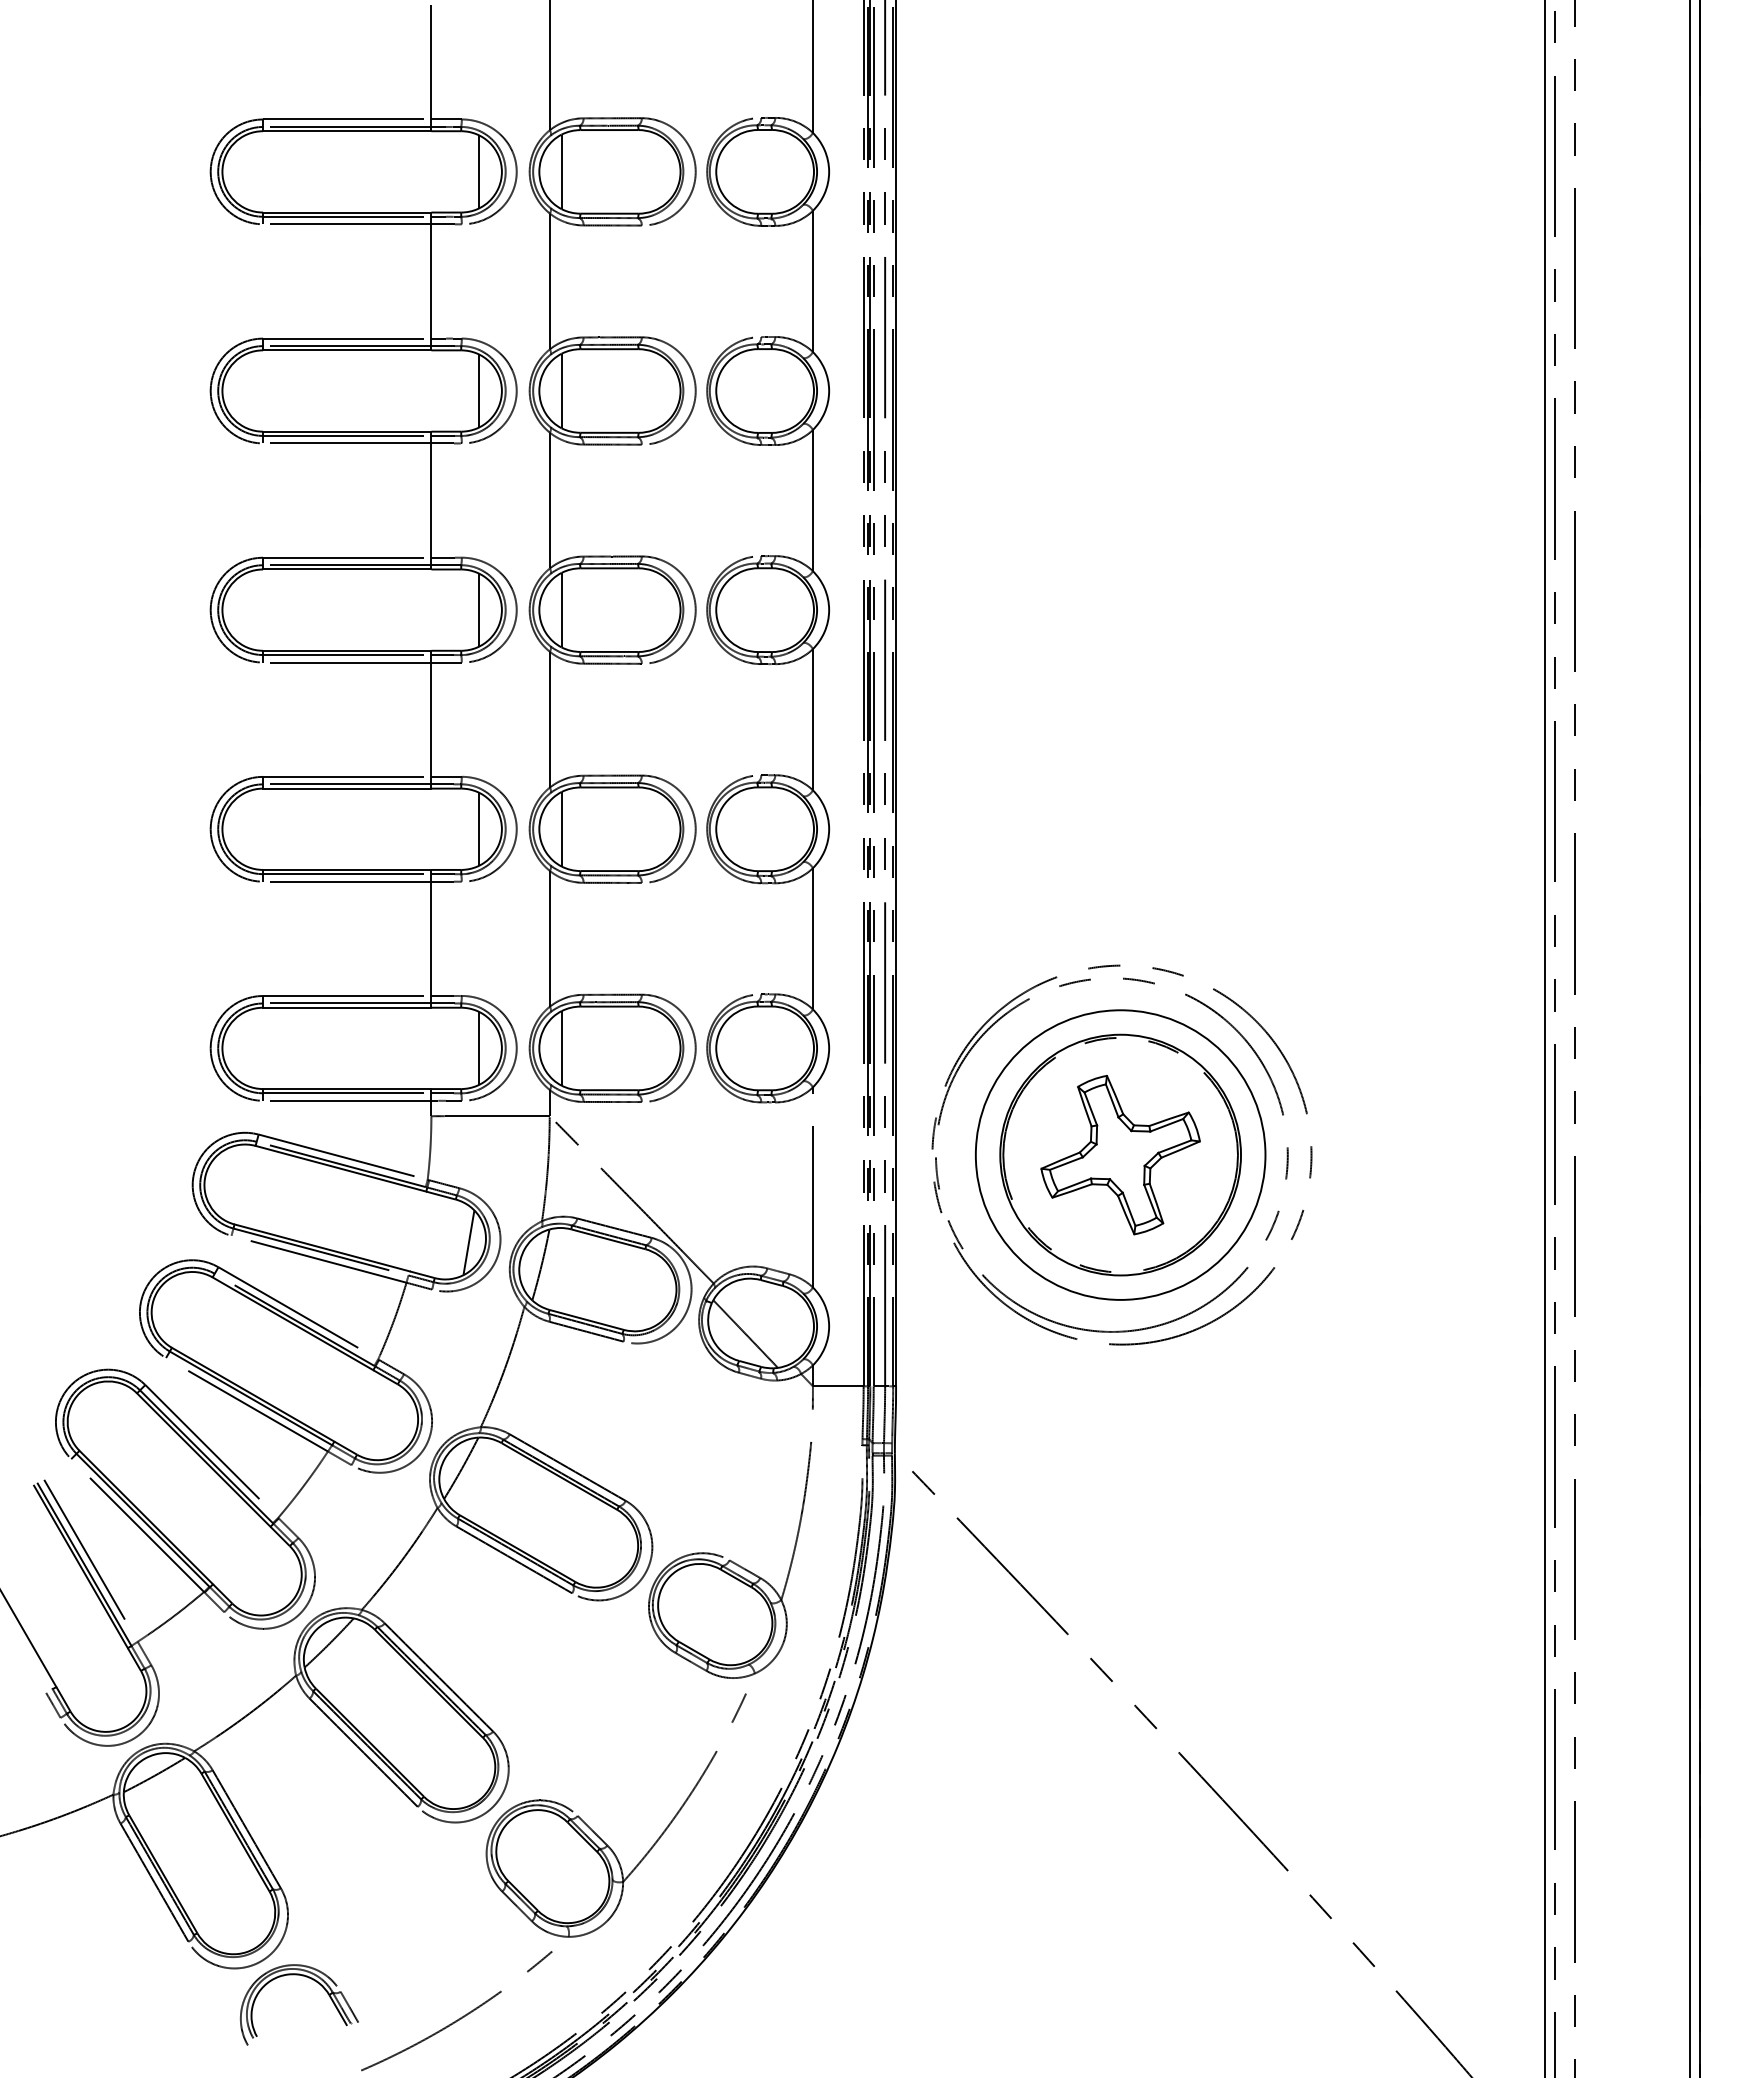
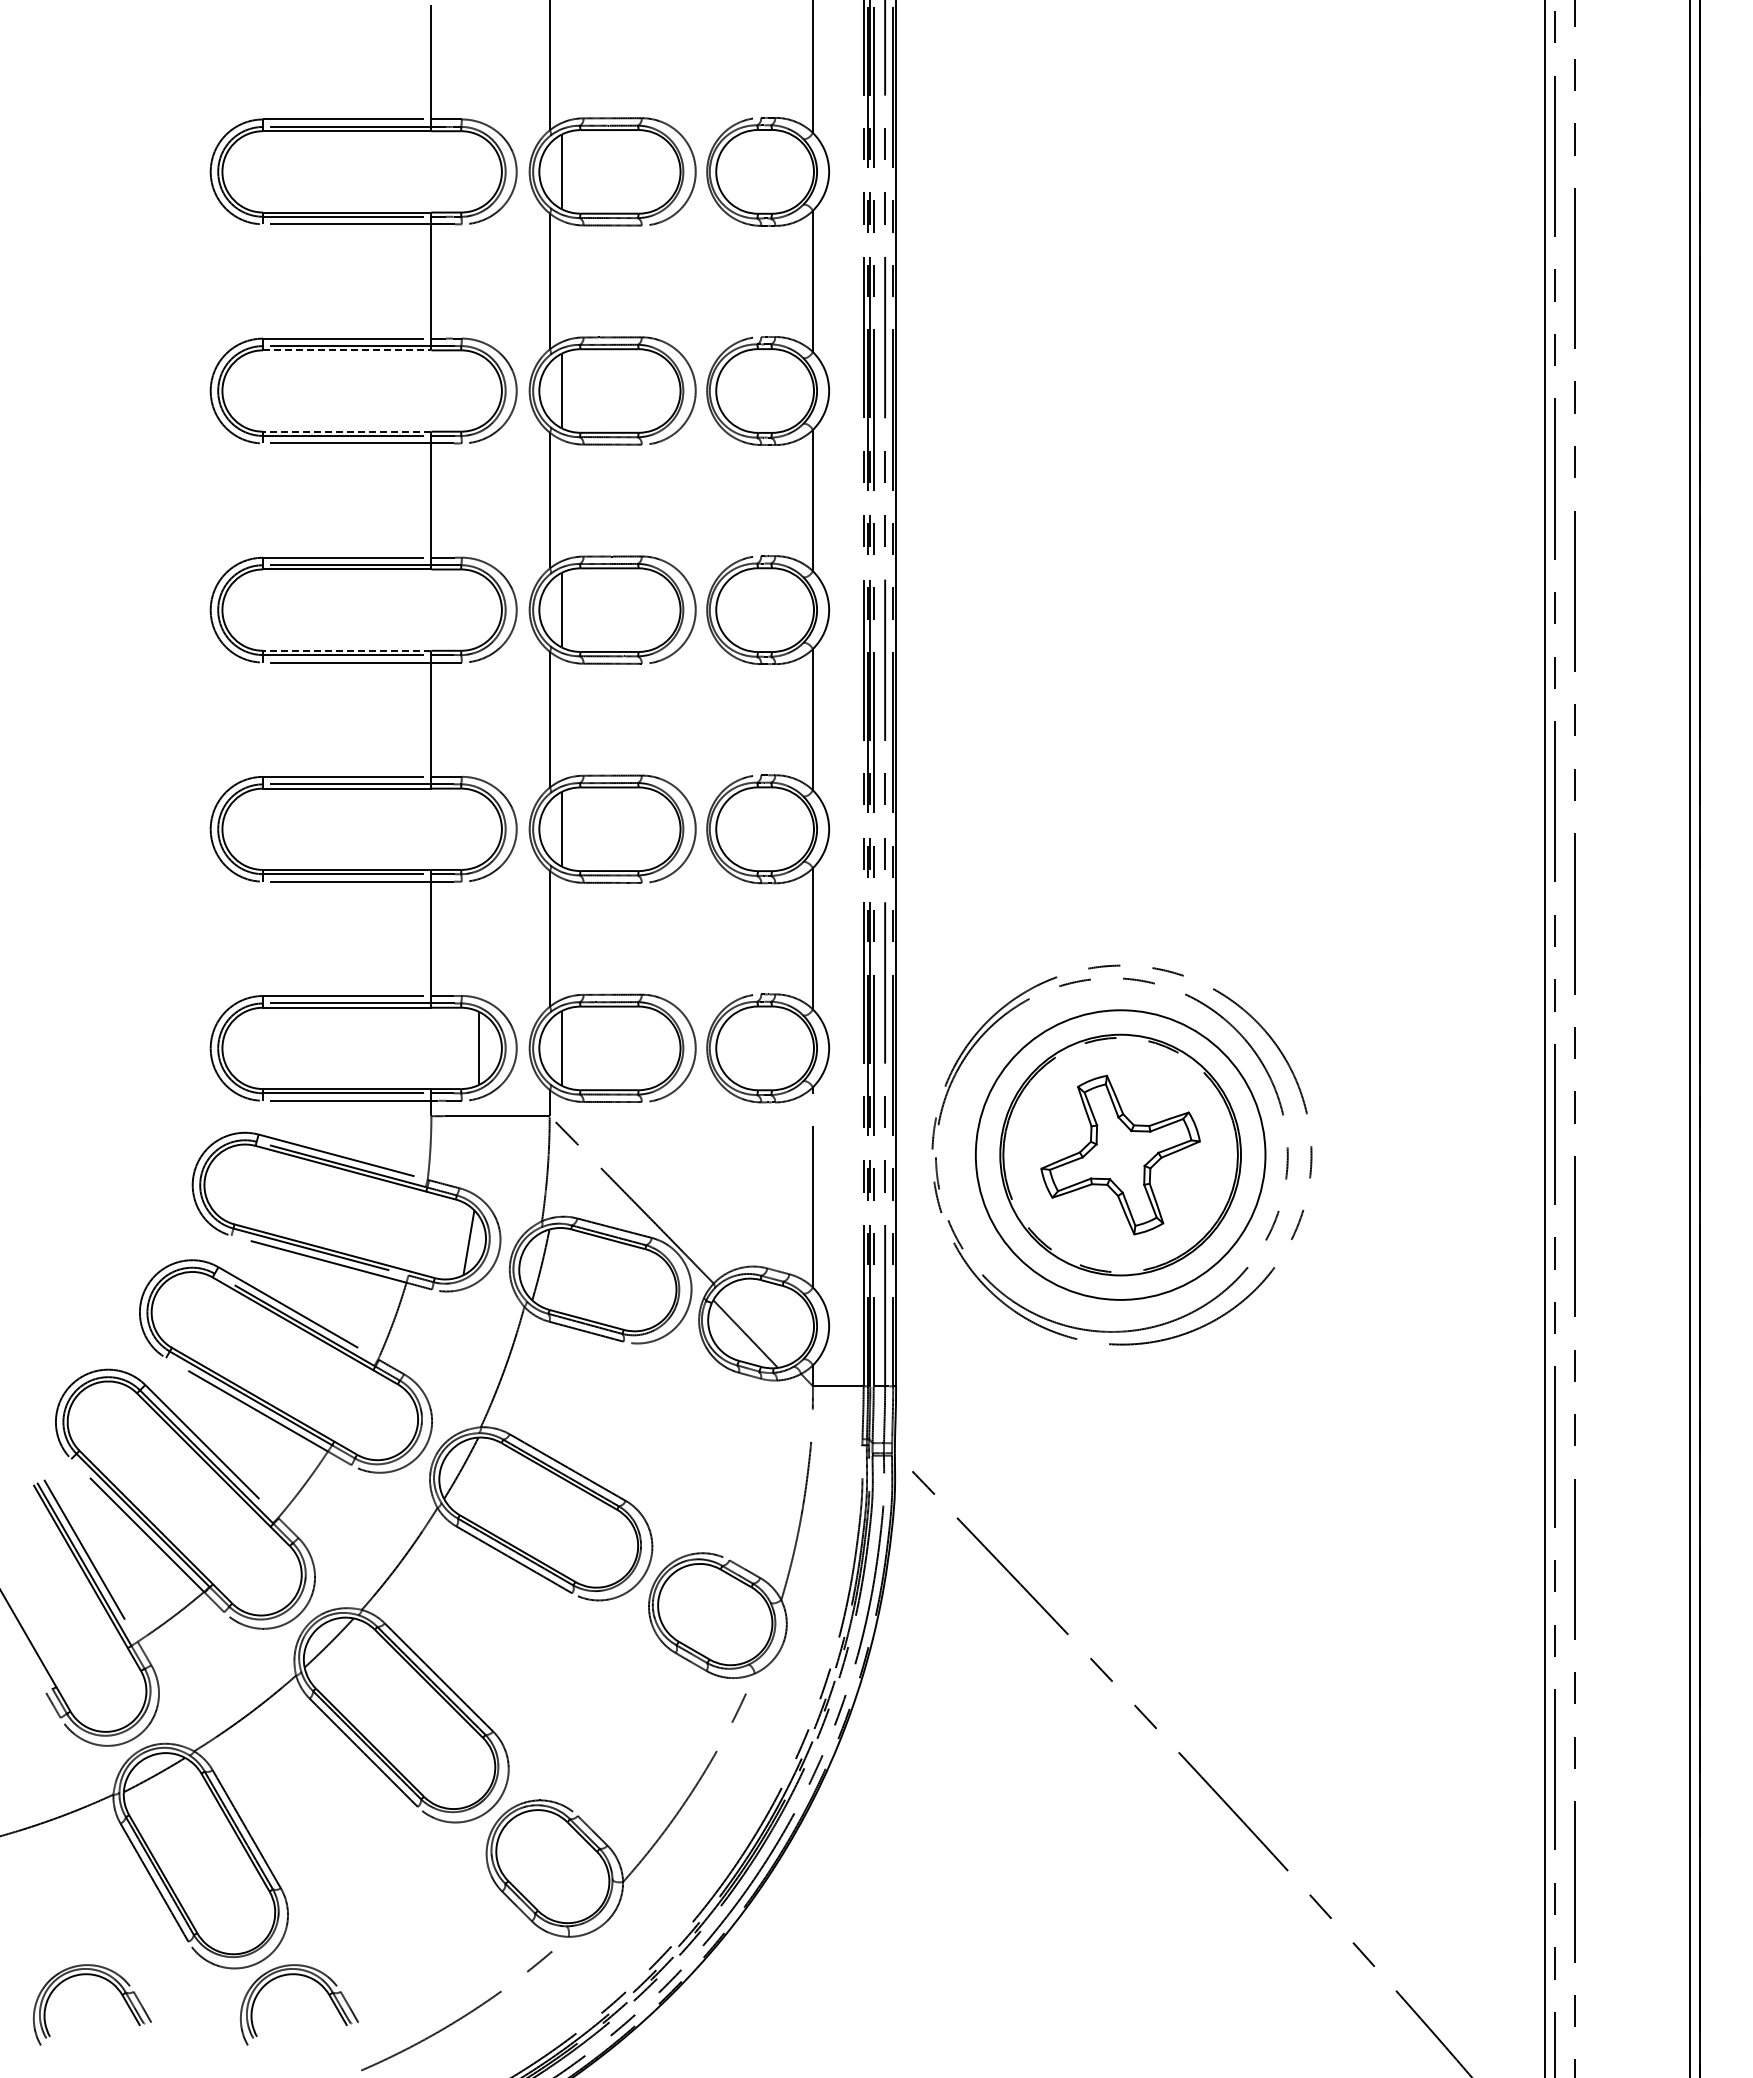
line: present -> none (478, 171)
line: solid -> dashed (347, 350)
line: present -> none (478, 390)
line: solid -> dashed (346, 431)
line: present -> none (478, 609)
line: solid -> dashed (346, 650)
line: present -> none (478, 829)
part: none -> present (107, 1981)
